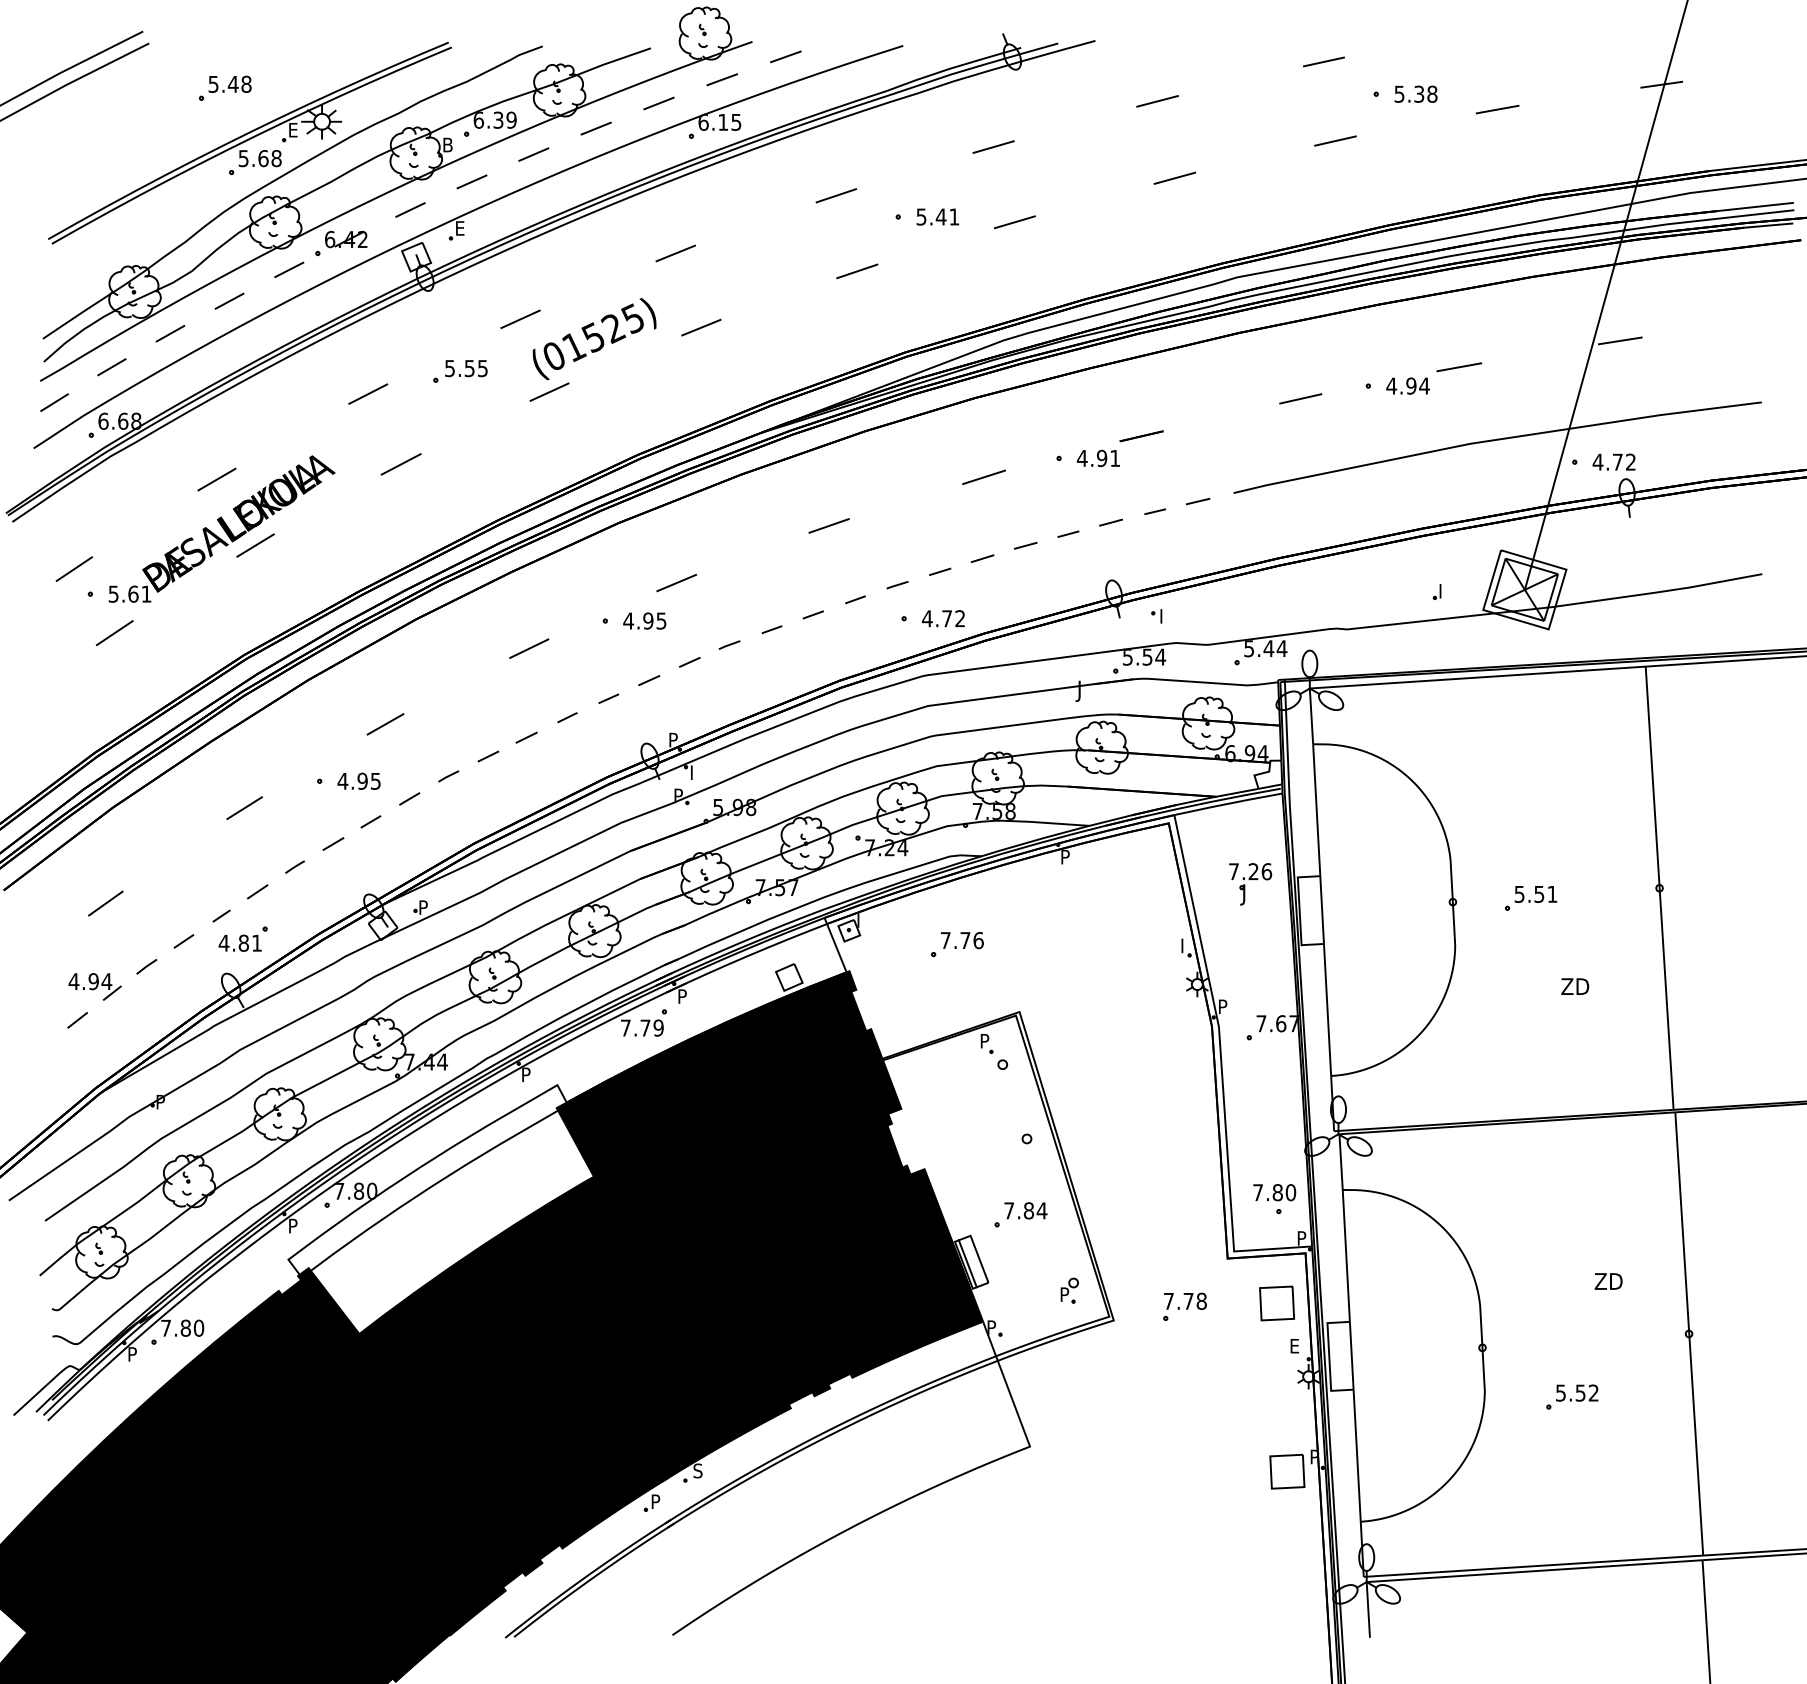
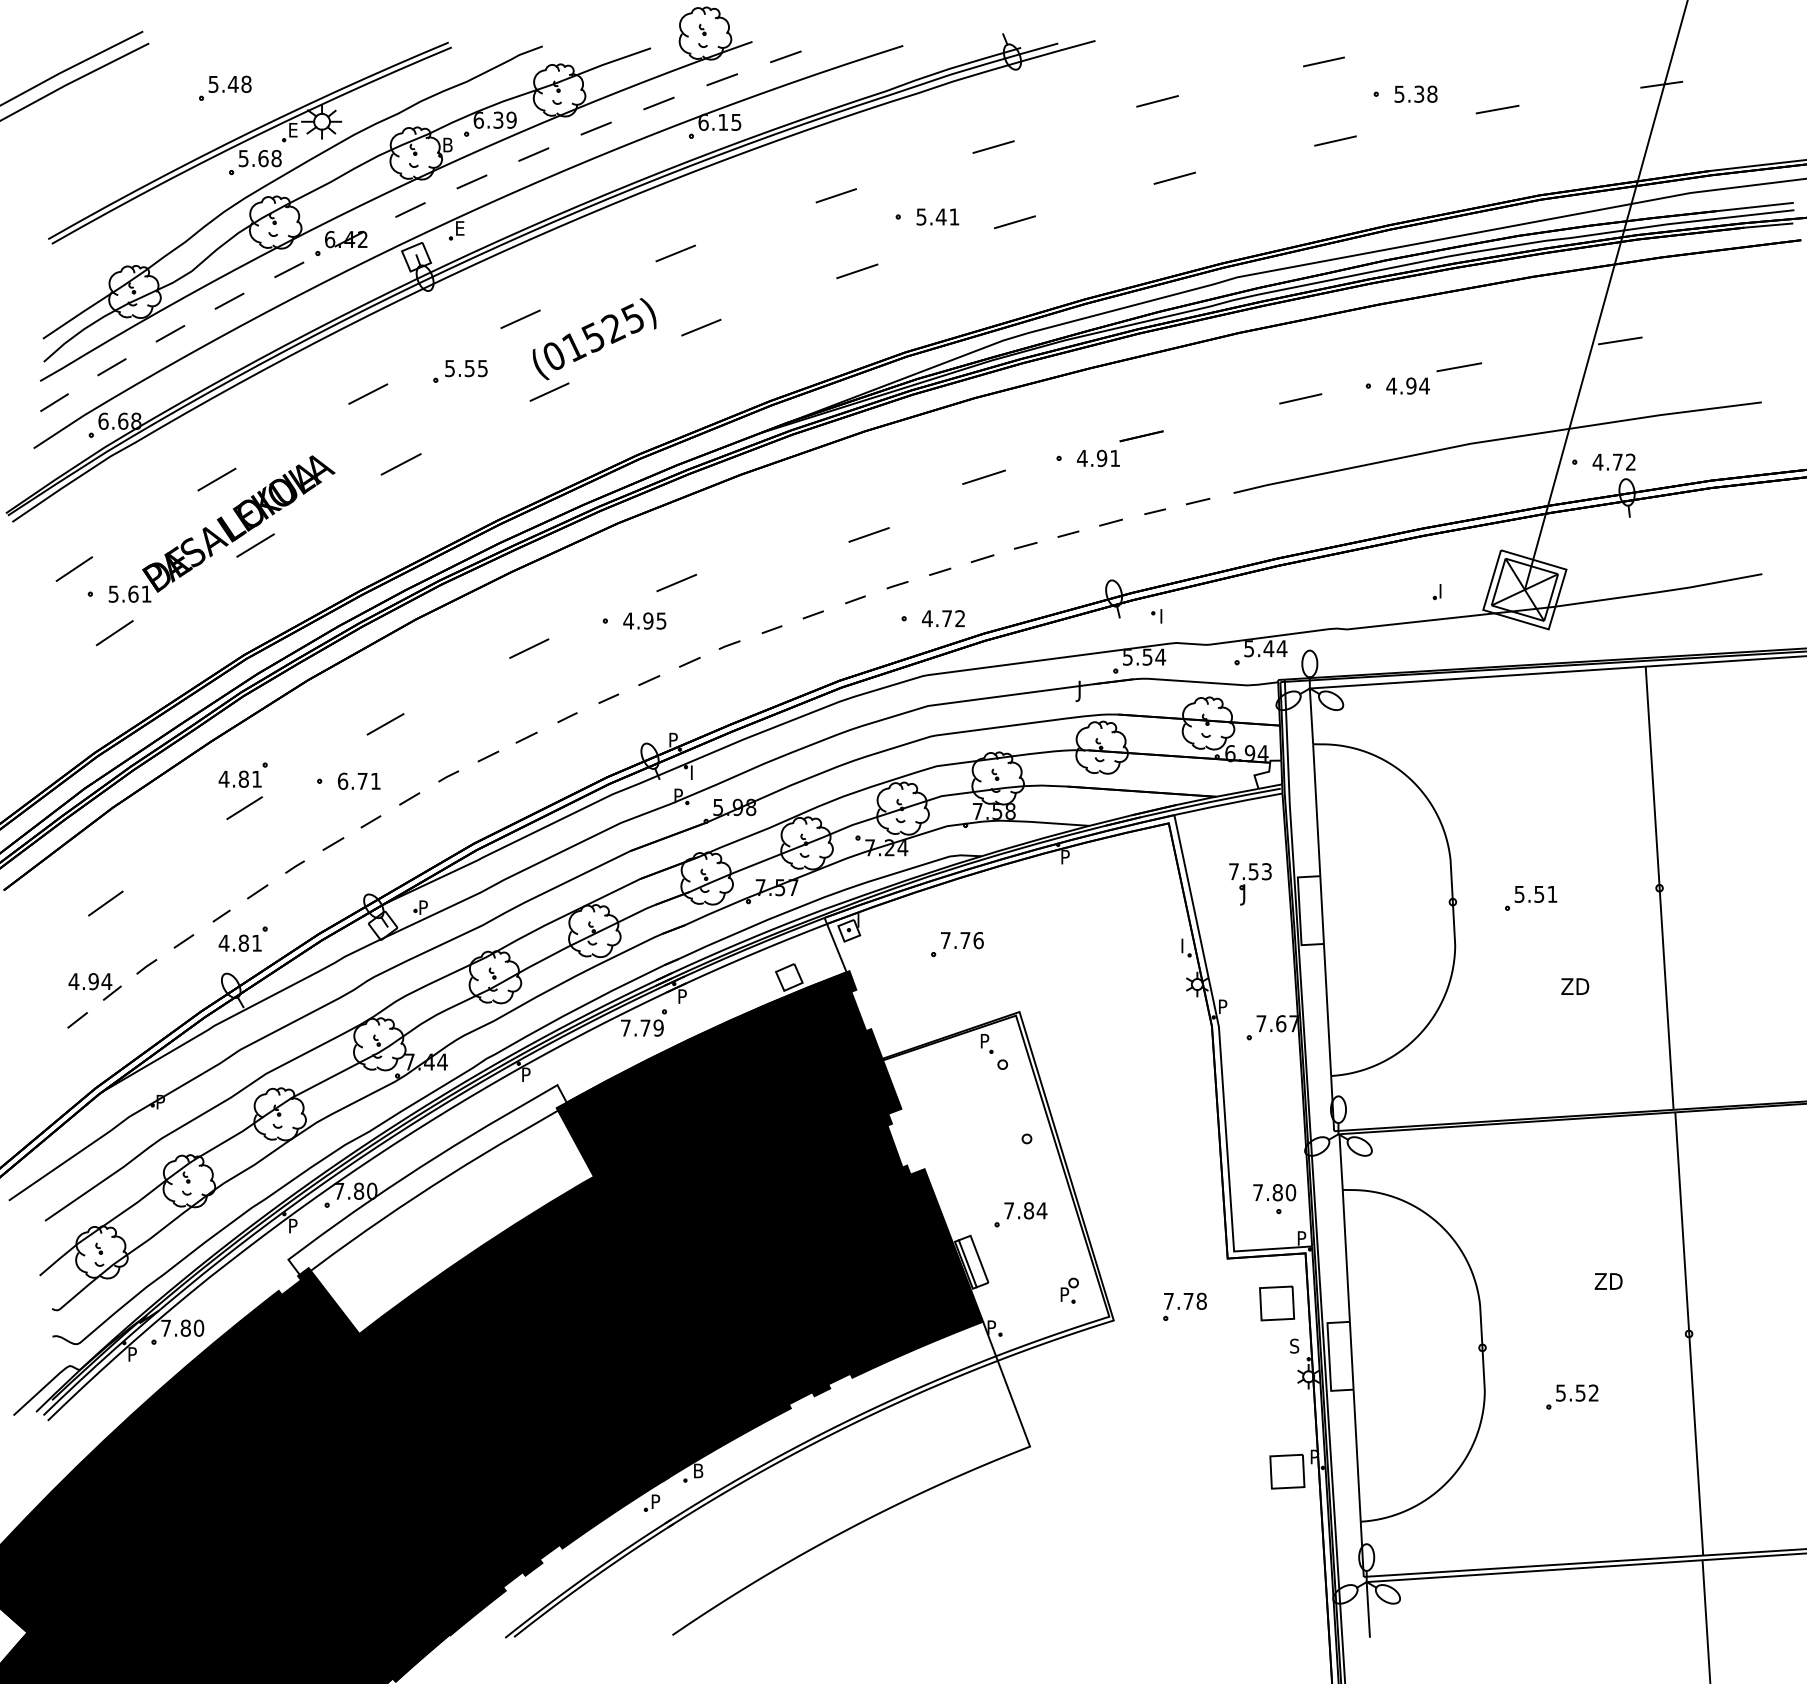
line position: (828, 525) -> (868, 534) (868, 534)
part: none -> present (242, 774)
text: 4.95 -> 6.71 (358, 780)
text: 7.26 -> 7.53 (1260, 871)
text: E -> S (1294, 1345)
text: S -> B (698, 1470)
